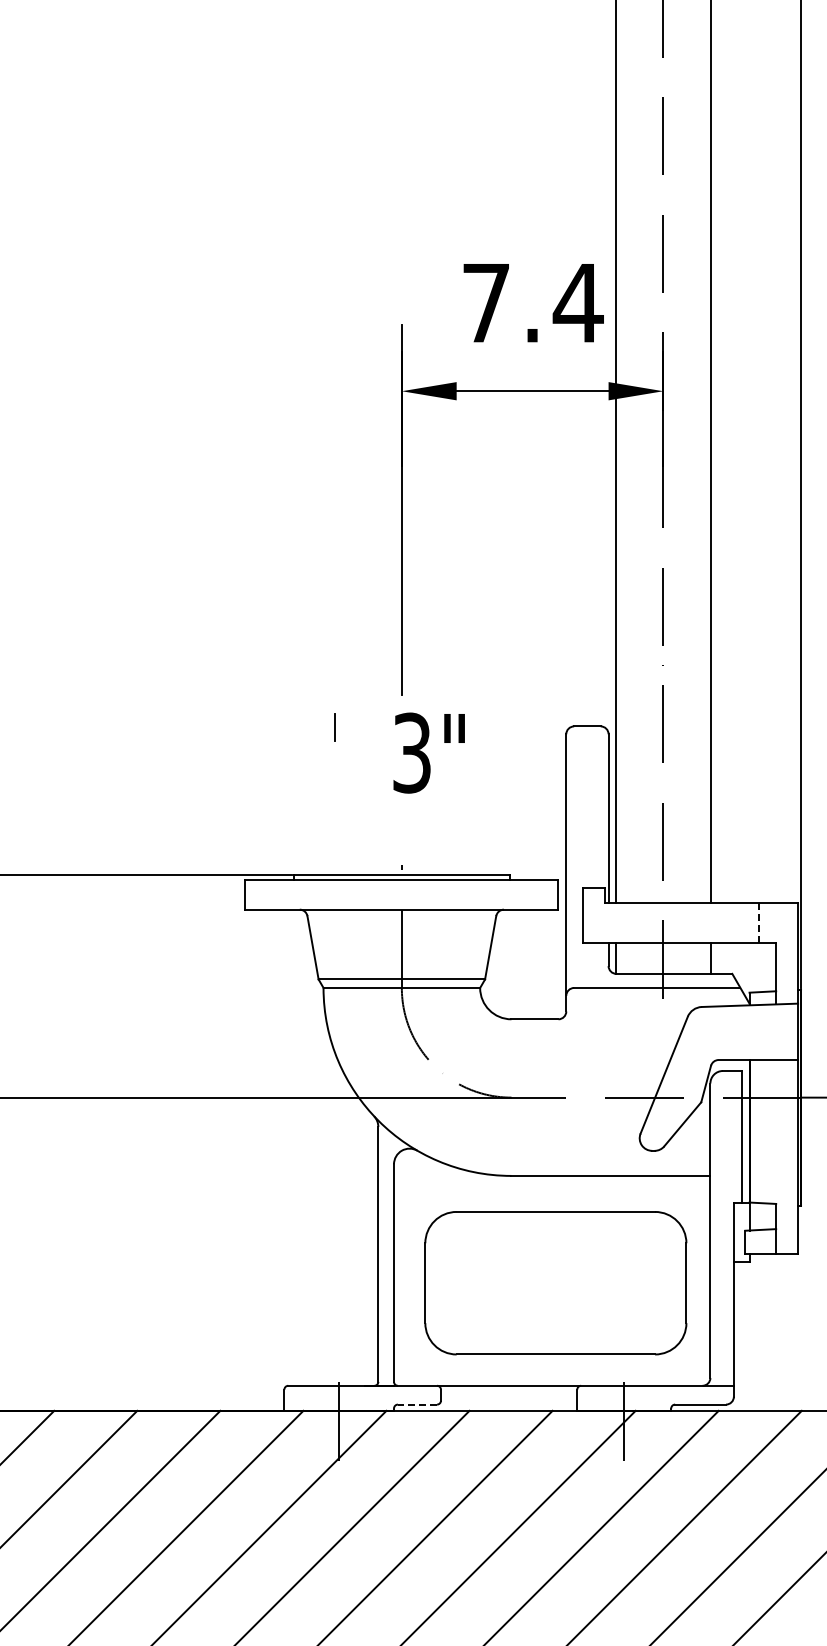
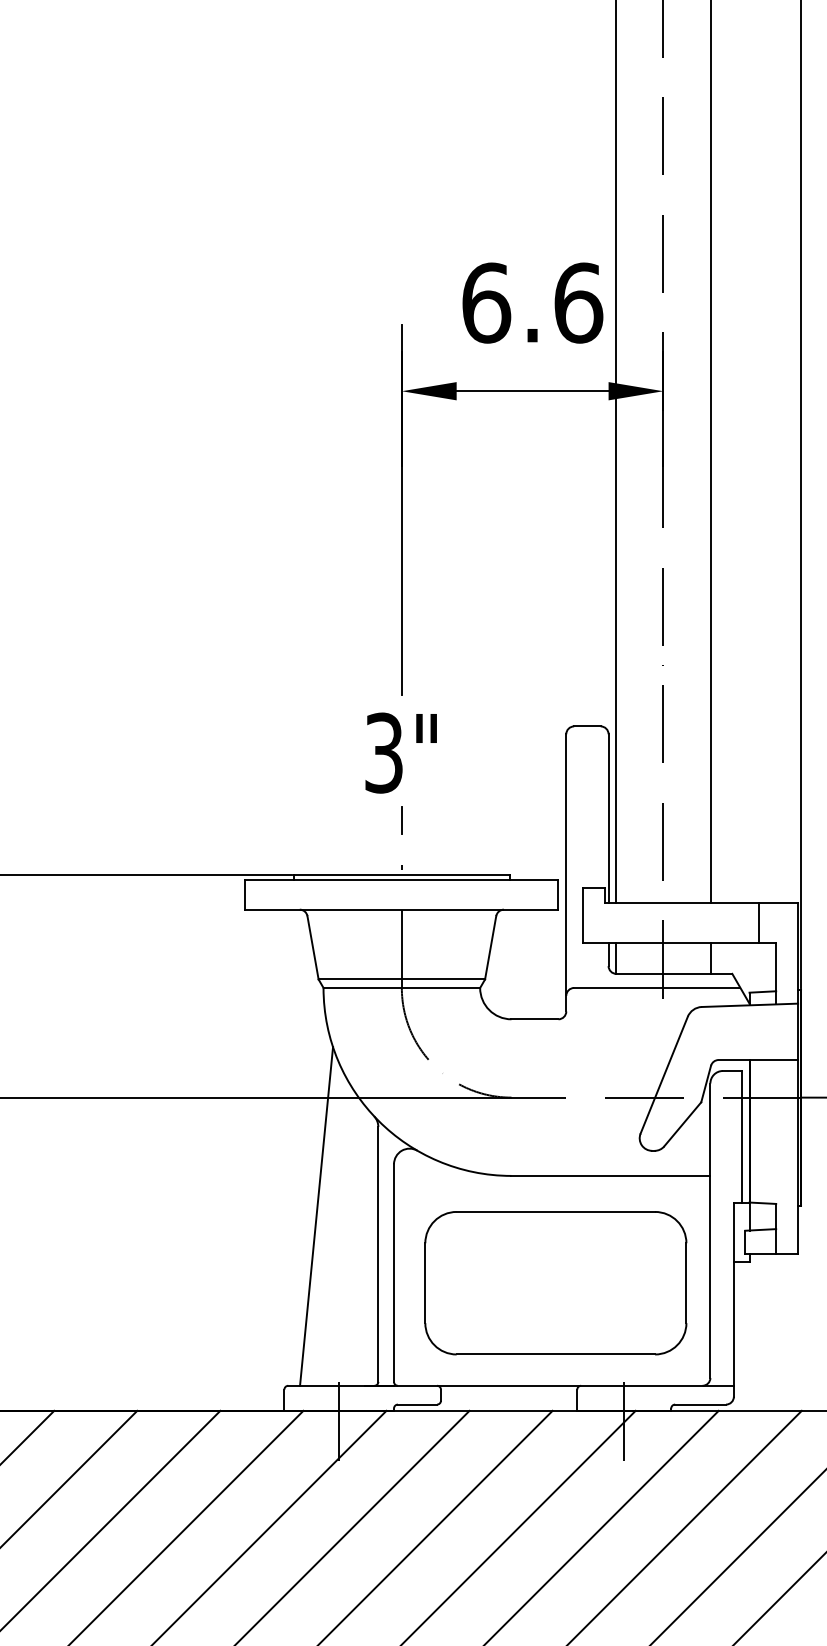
text: 7.4 -> 6.6 (532, 302)
line position: (334, 727) -> (401, 820) (401, 820)
text position: (428, 752) -> (400, 752) (400, 752)
line: dashed -> solid (758, 922)
line: none -> present (316, 1216)
line: dashed -> solid (417, 1404)
